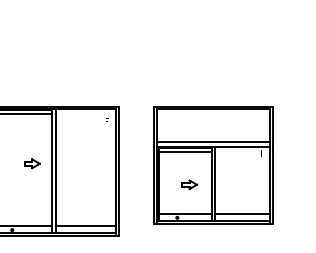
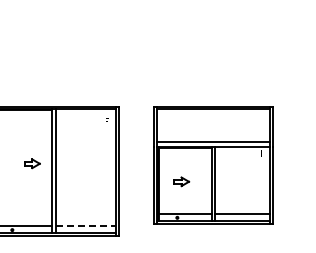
line: present -> none (27, 114)
line: present -> none (184, 151)
part position: (189, 184) -> (181, 181) (181, 181)
line: solid -> dashed (86, 225)
